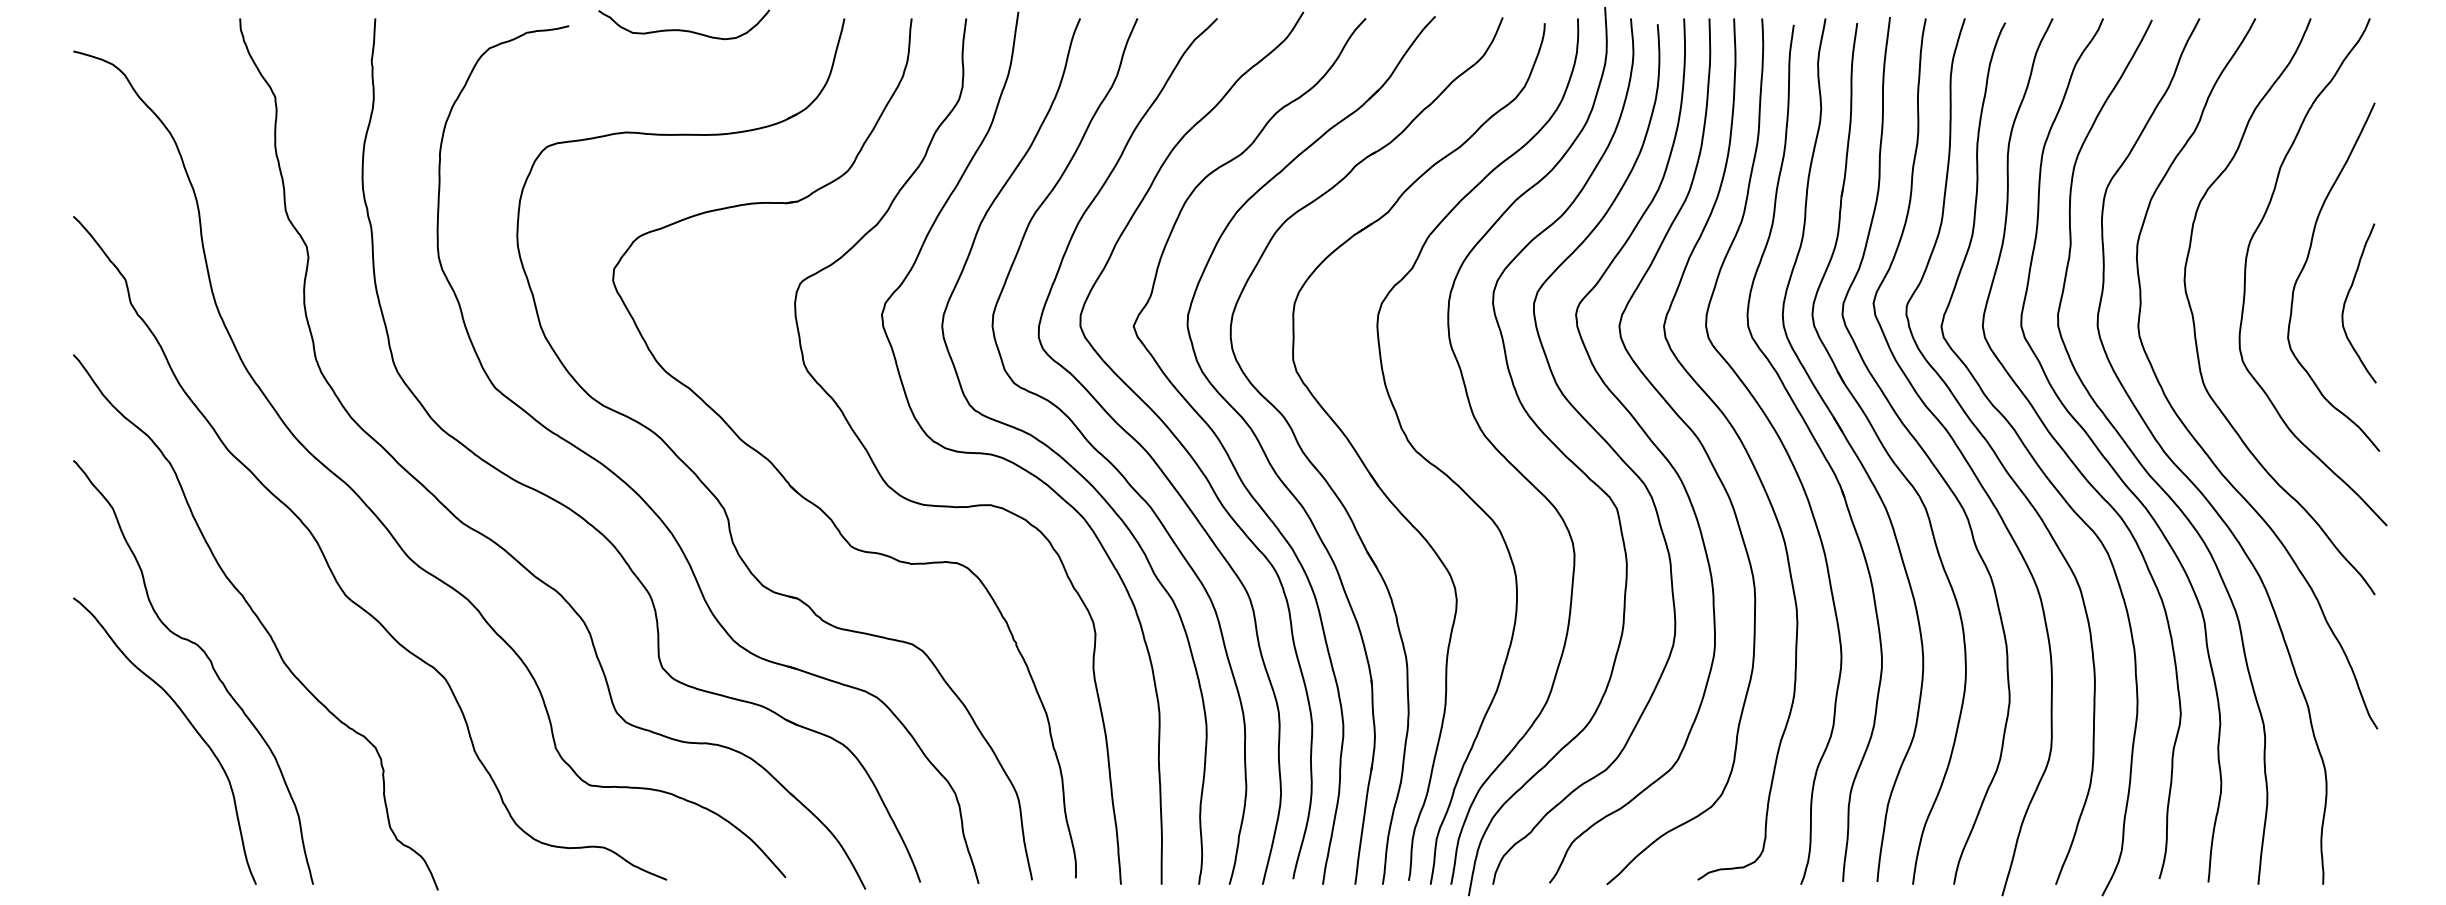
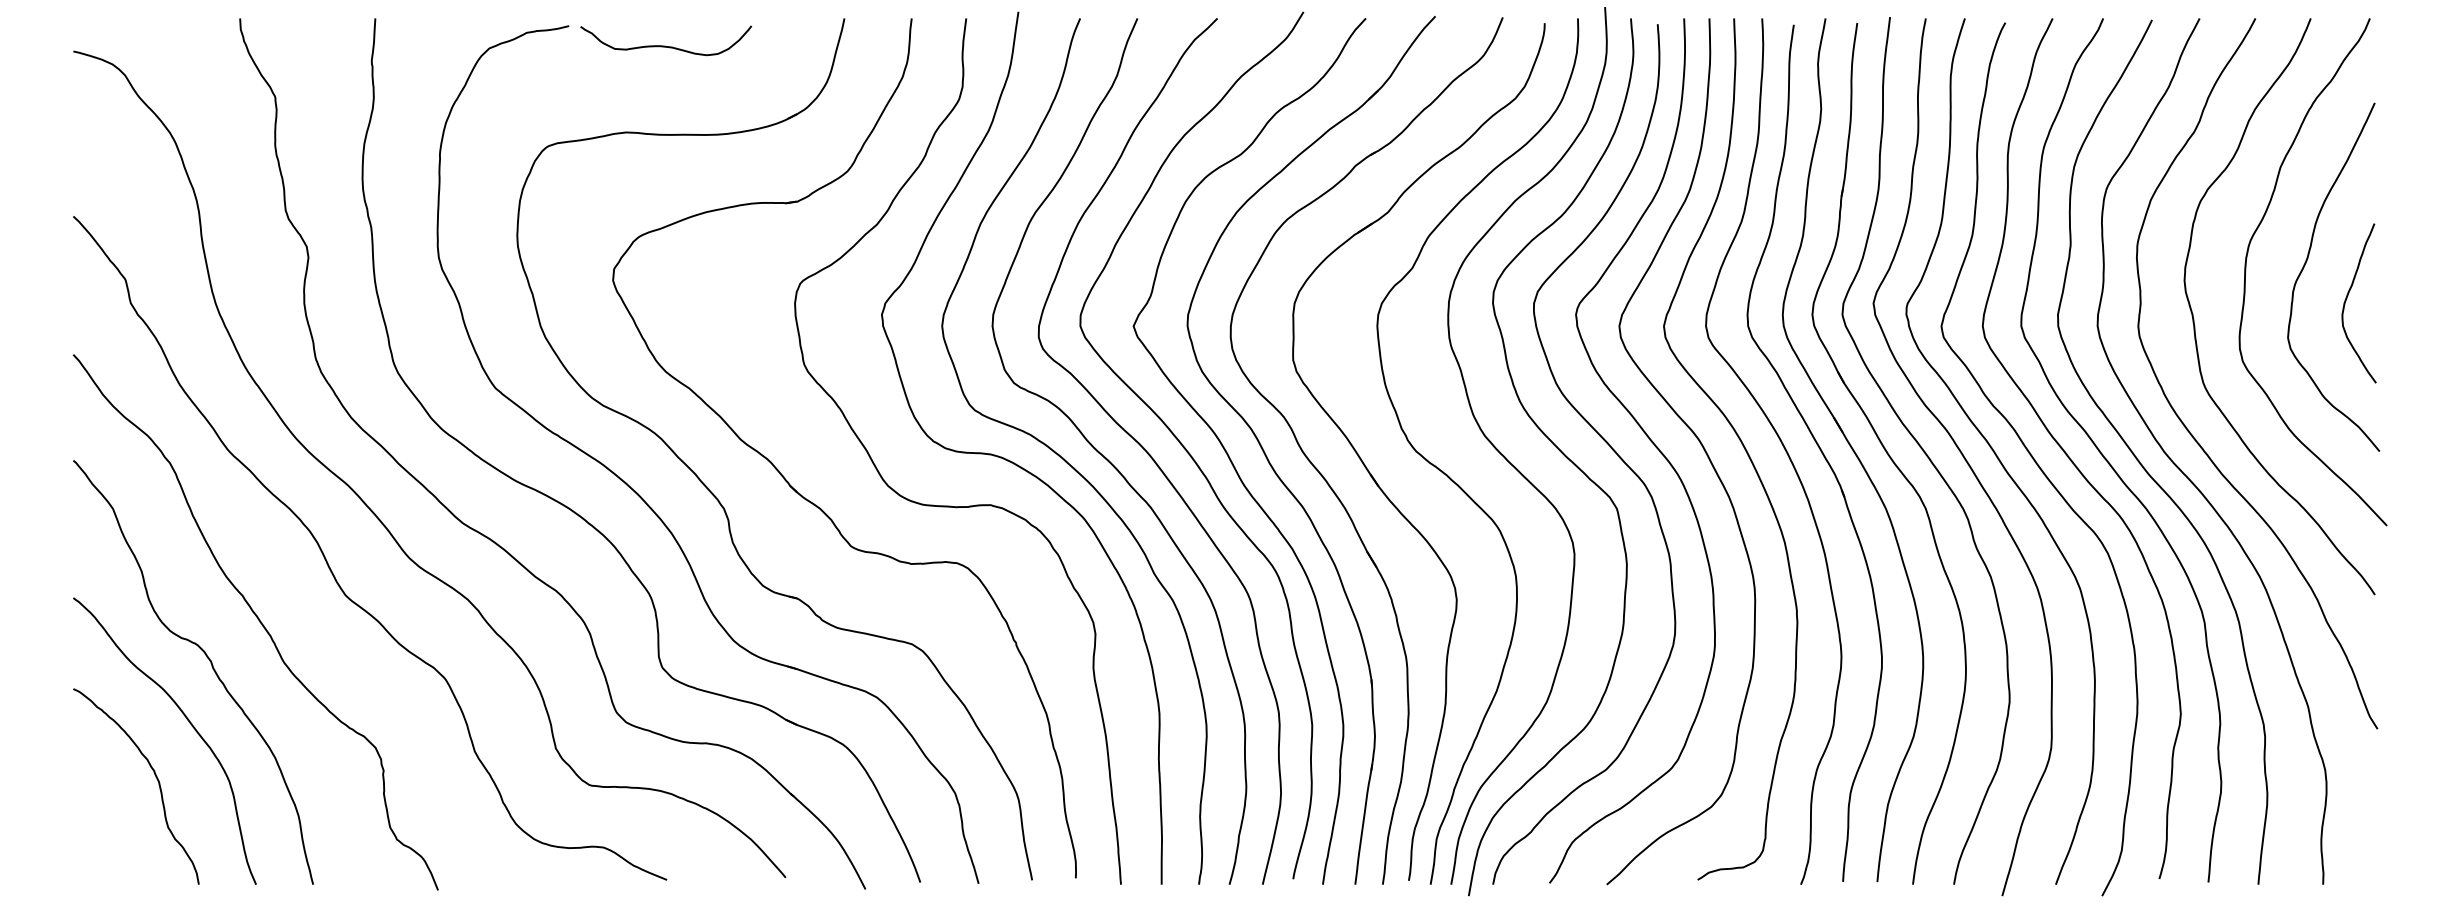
curve position: (683, 29) -> (665, 45) (665, 45)
curve: none -> present (155, 777)
